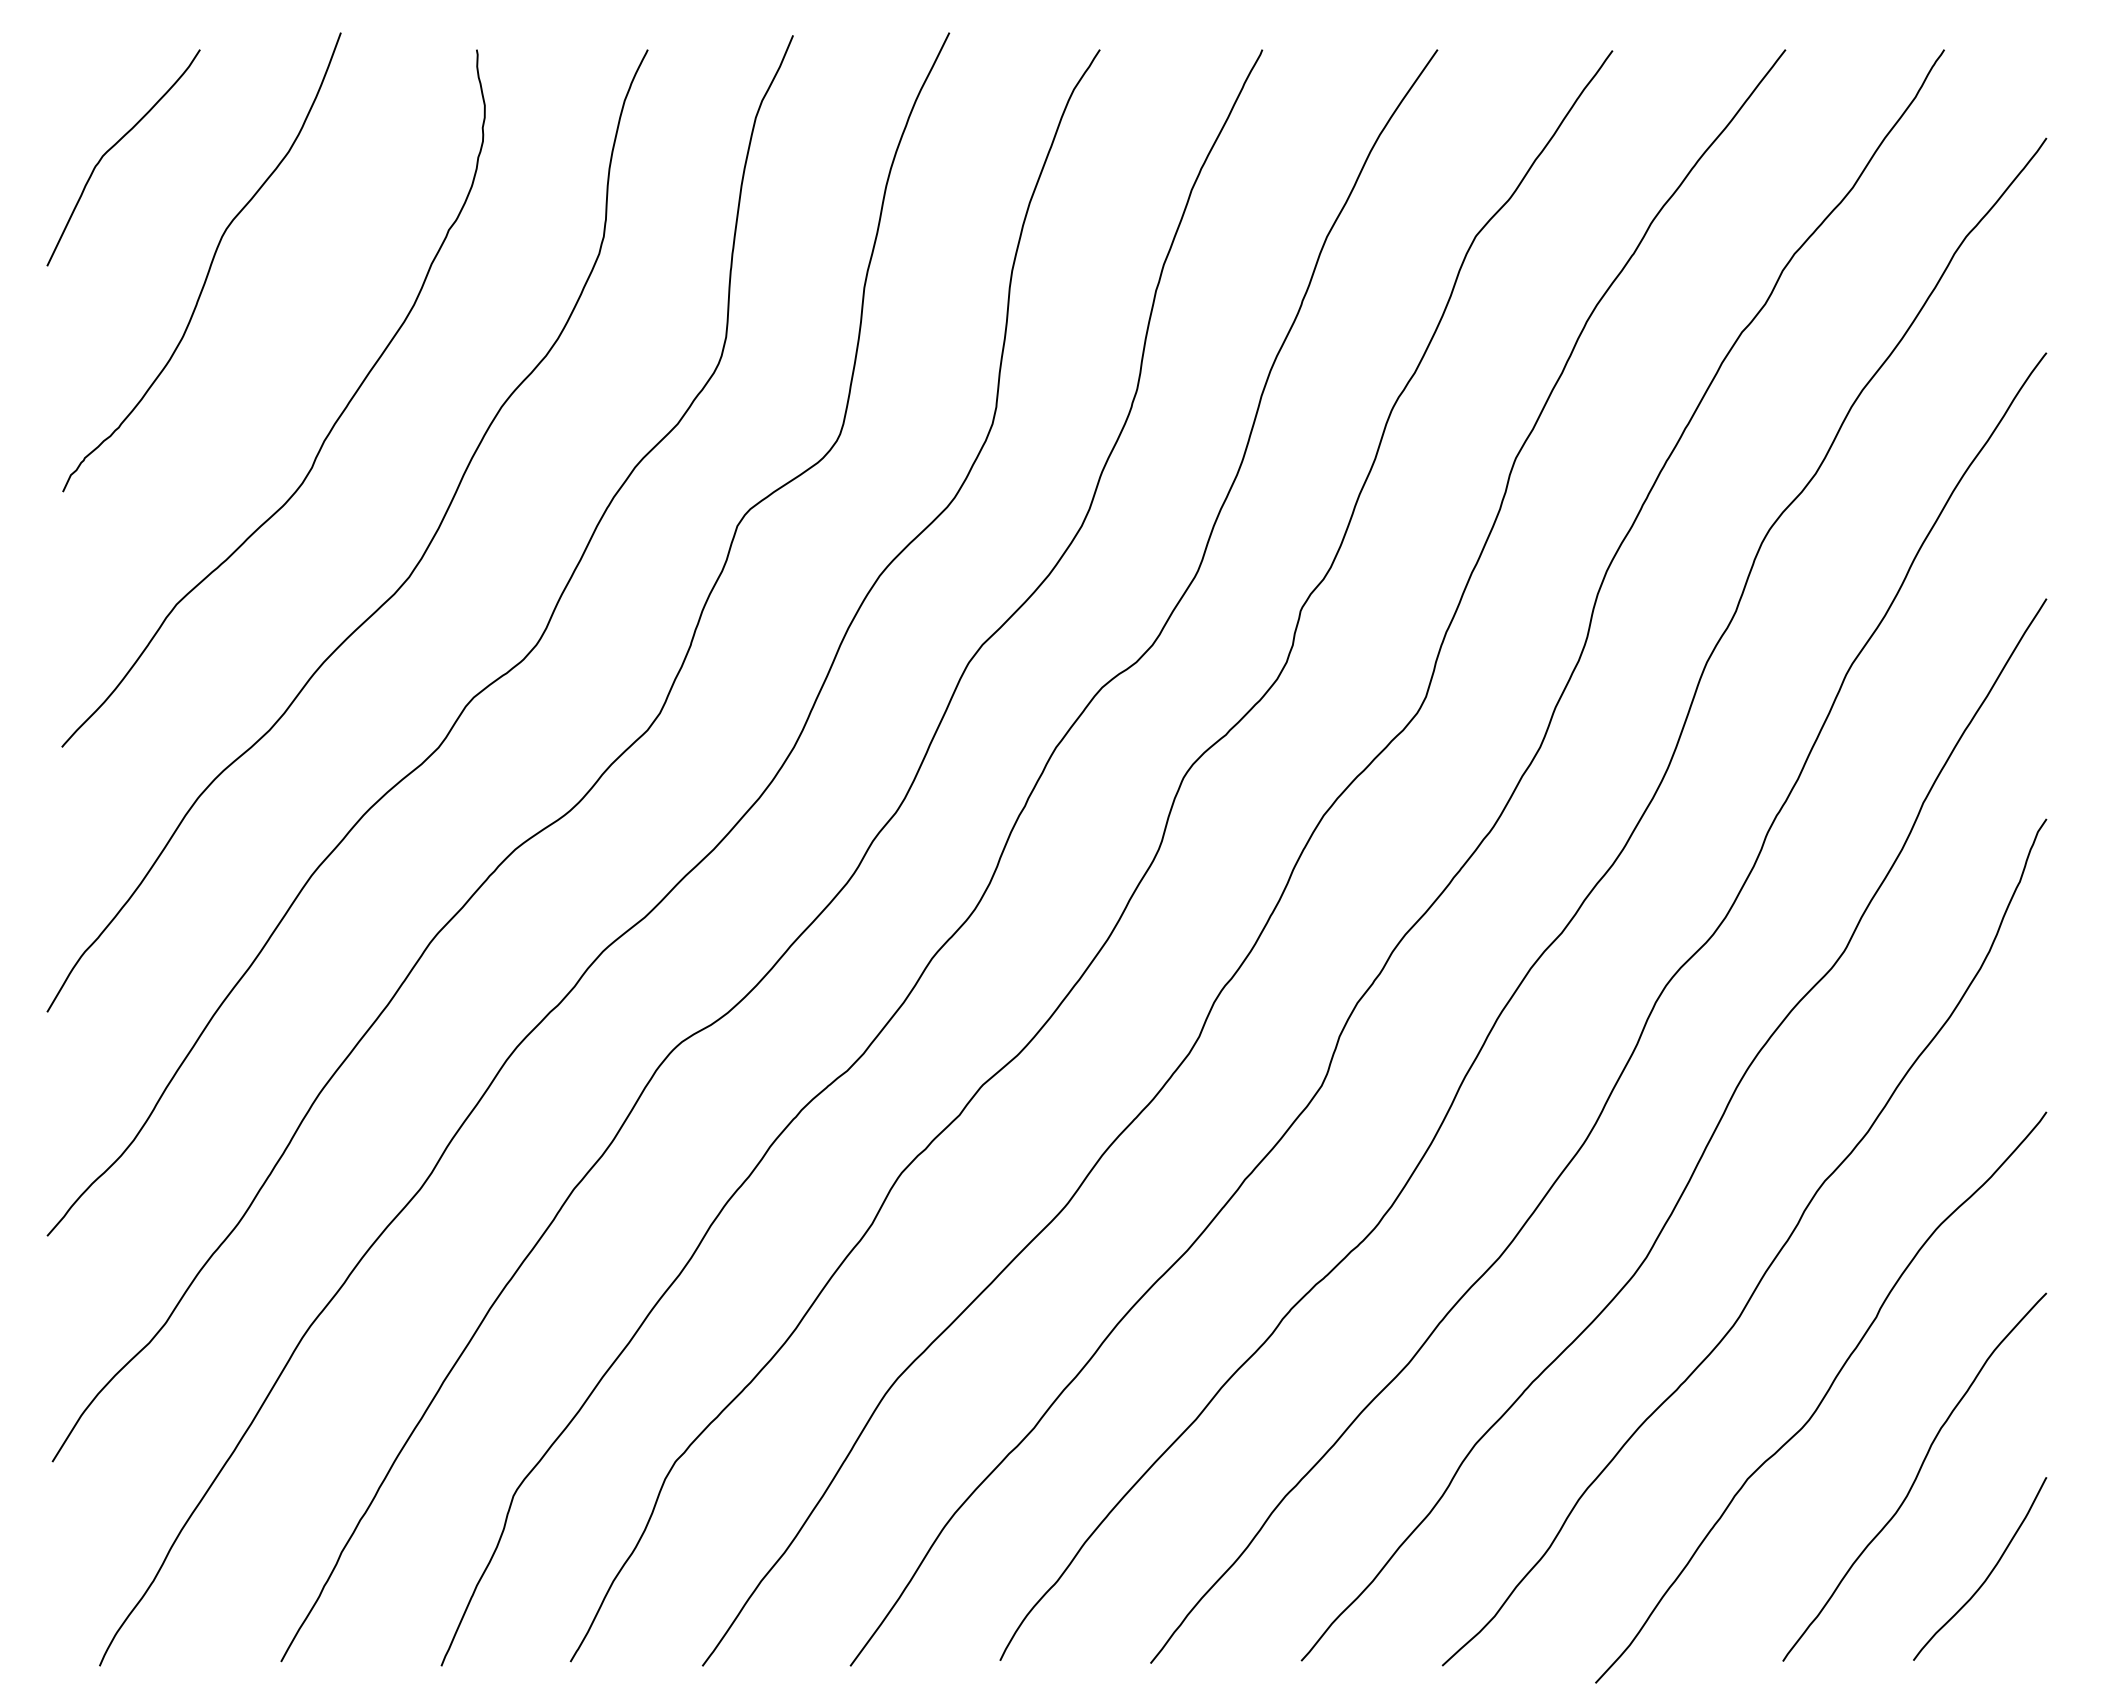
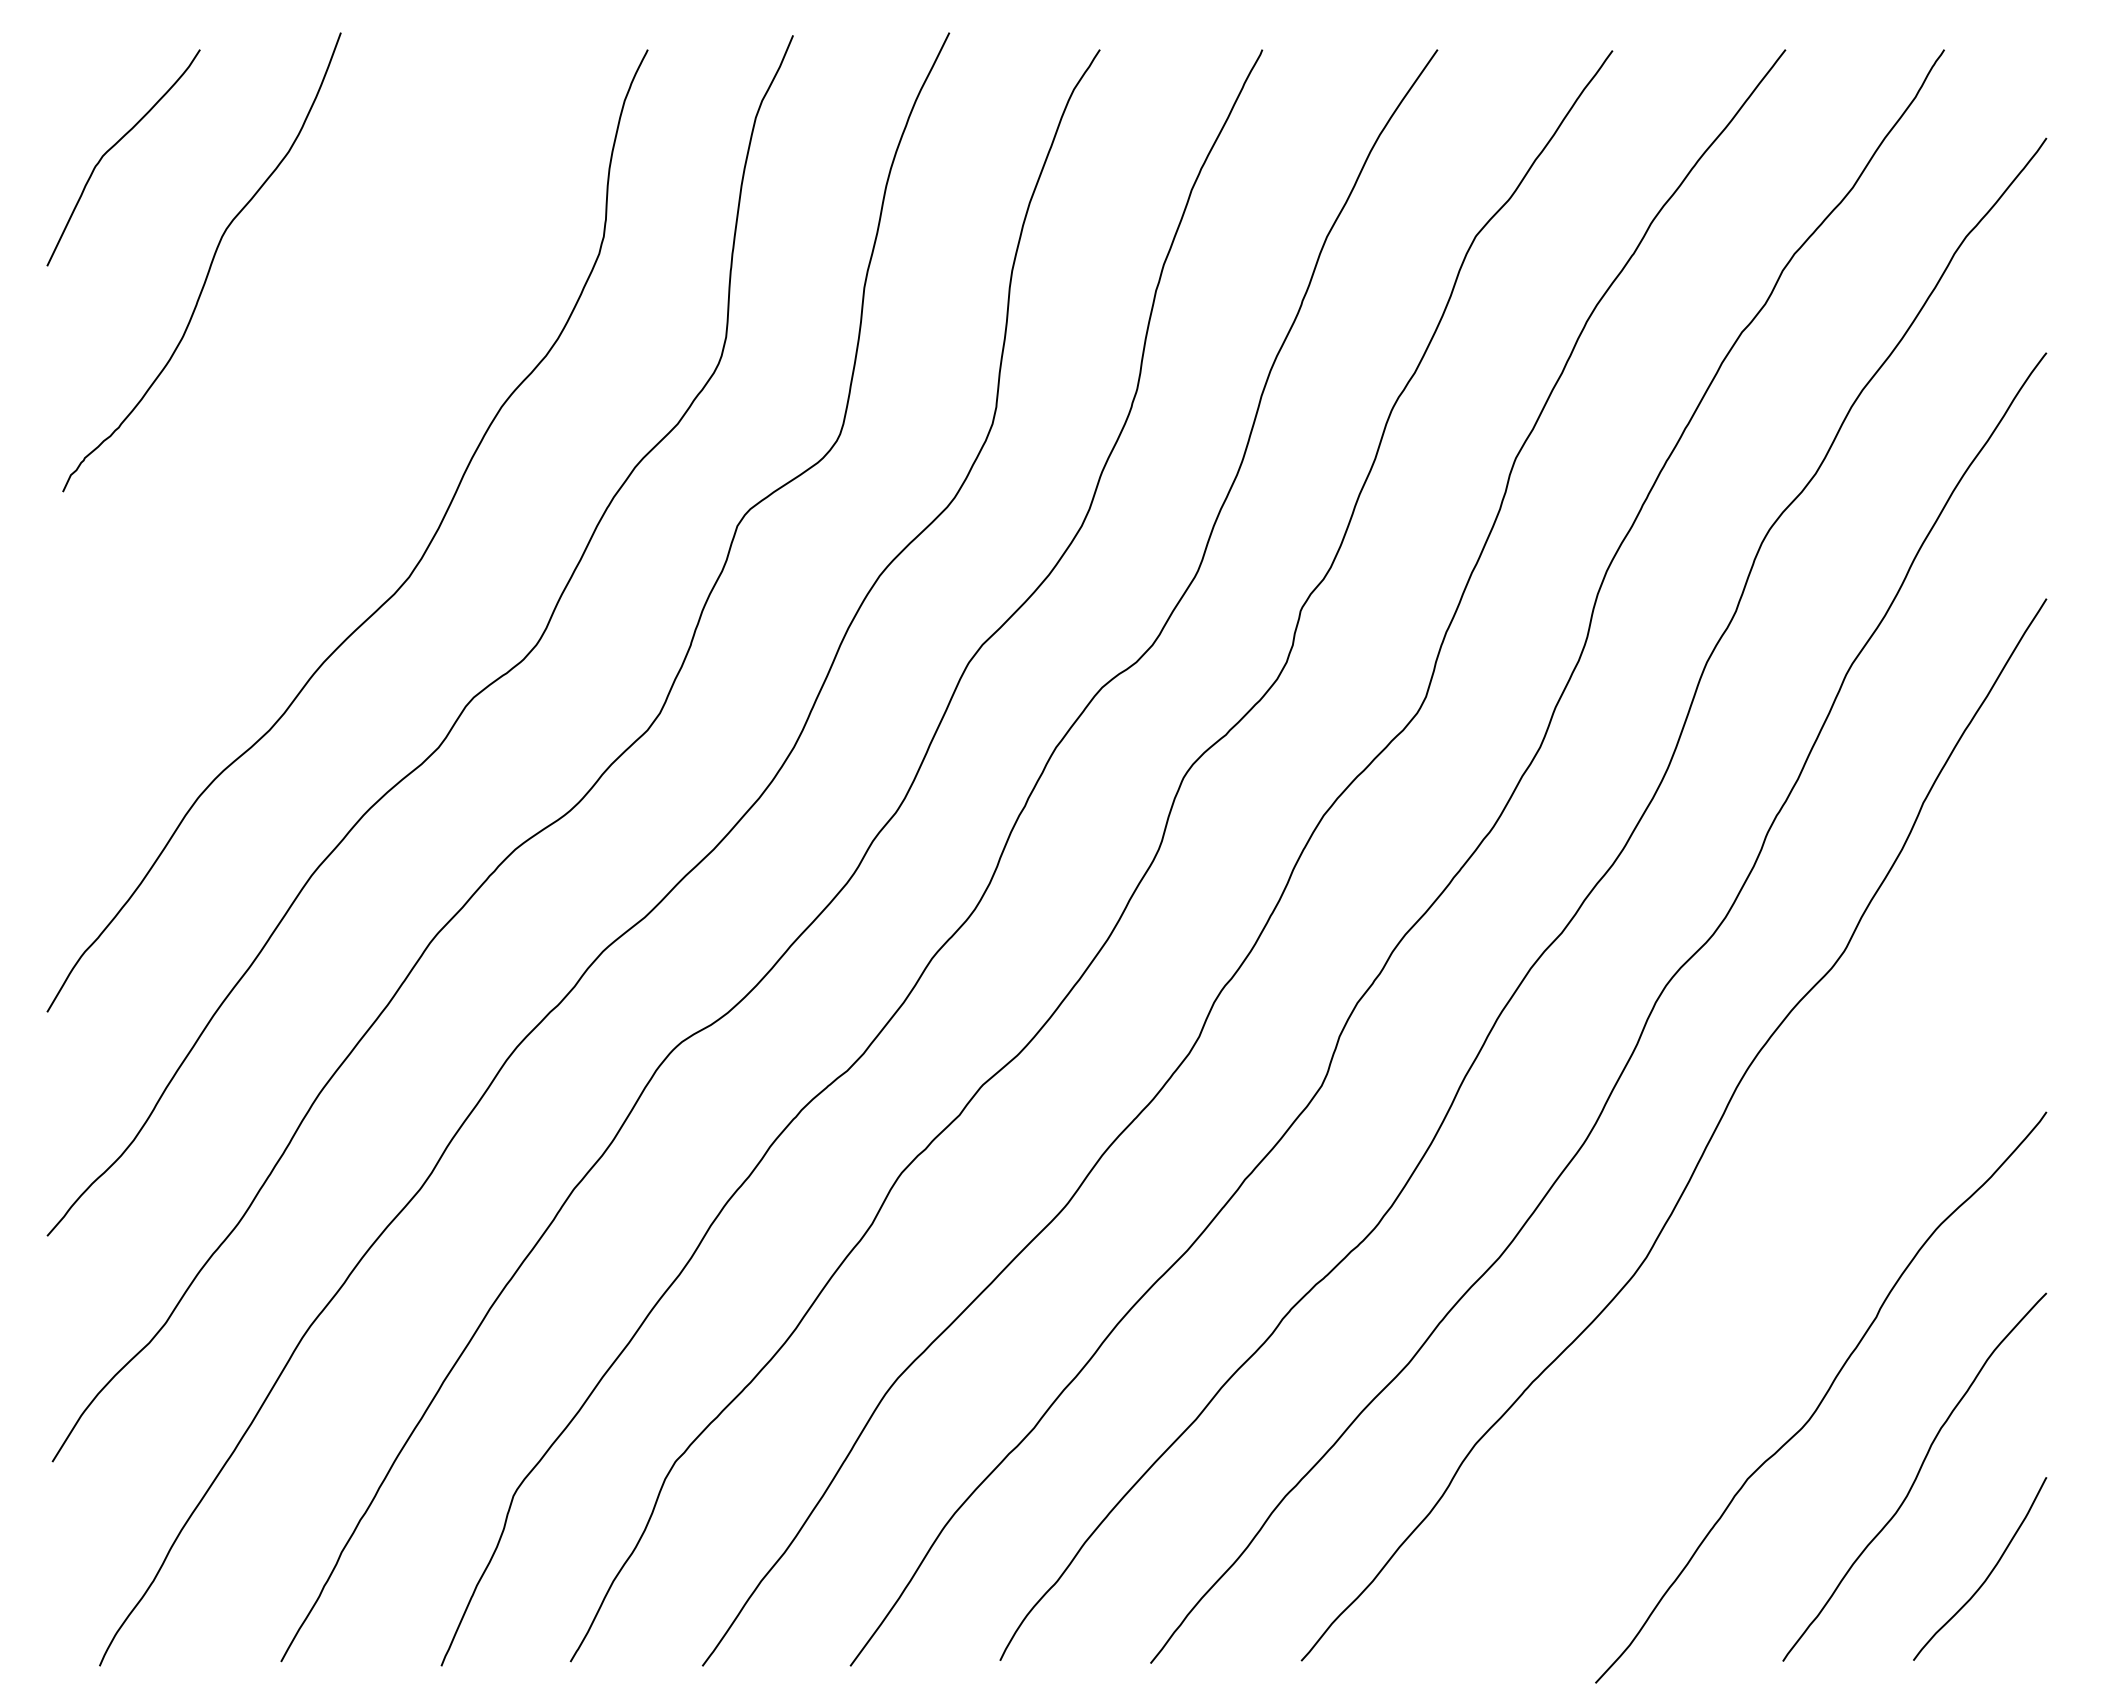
curve: present -> none (329, 430)
curve: present -> none (1771, 1261)
